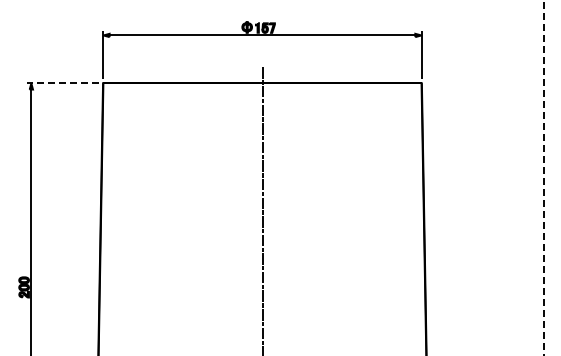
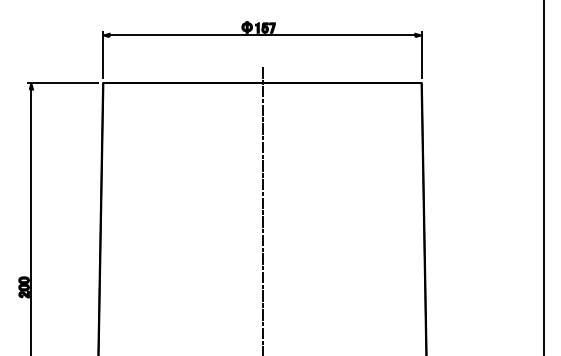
line: dashed -> solid (63, 83)
line: dashed -> solid (544, 178)
